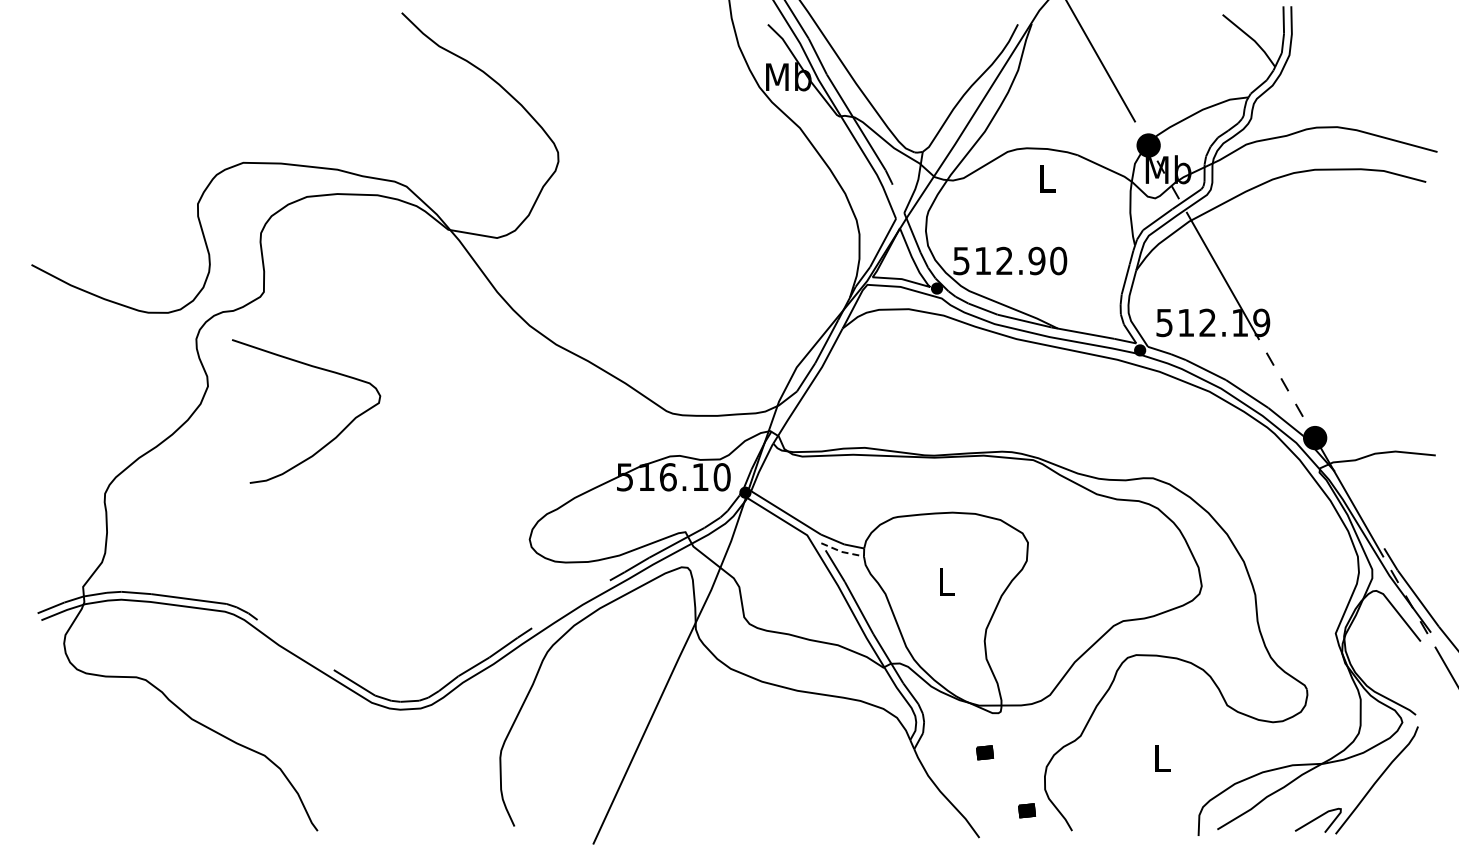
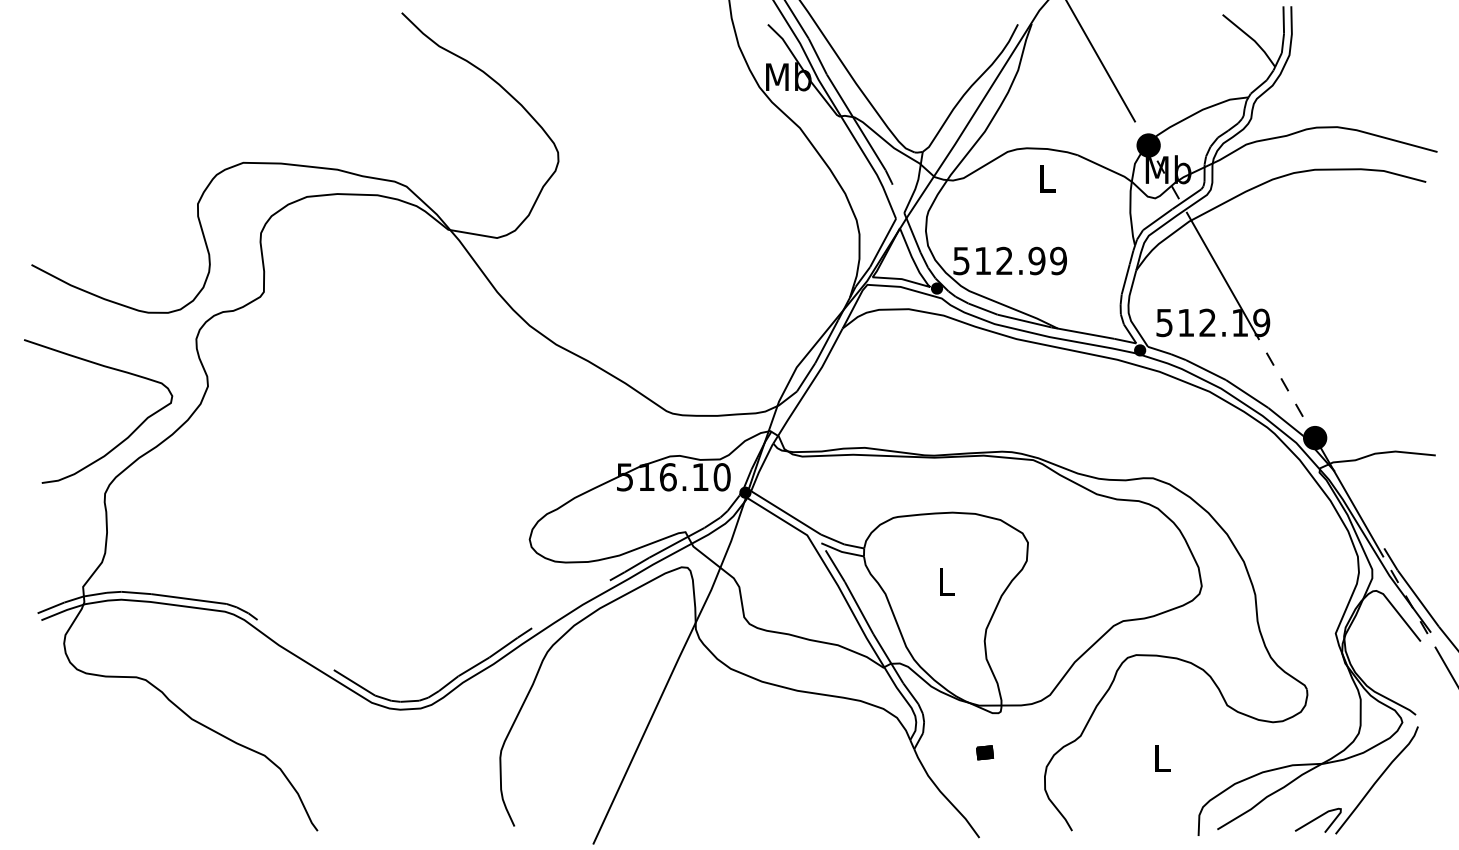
text: 512.90 -> 512.99 (1058, 261)
curve position: (330, 440) -> (122, 440) (122, 440)
line: dashed -> solid (841, 551)
part: present -> none (1026, 810)
